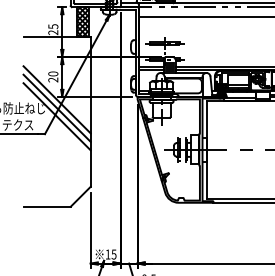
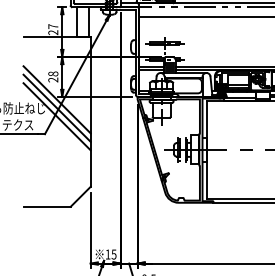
hatch: present -> none (82, 22)
text: 25 -> 27 (53, 26)
text: 20 -> 28 (53, 73)
